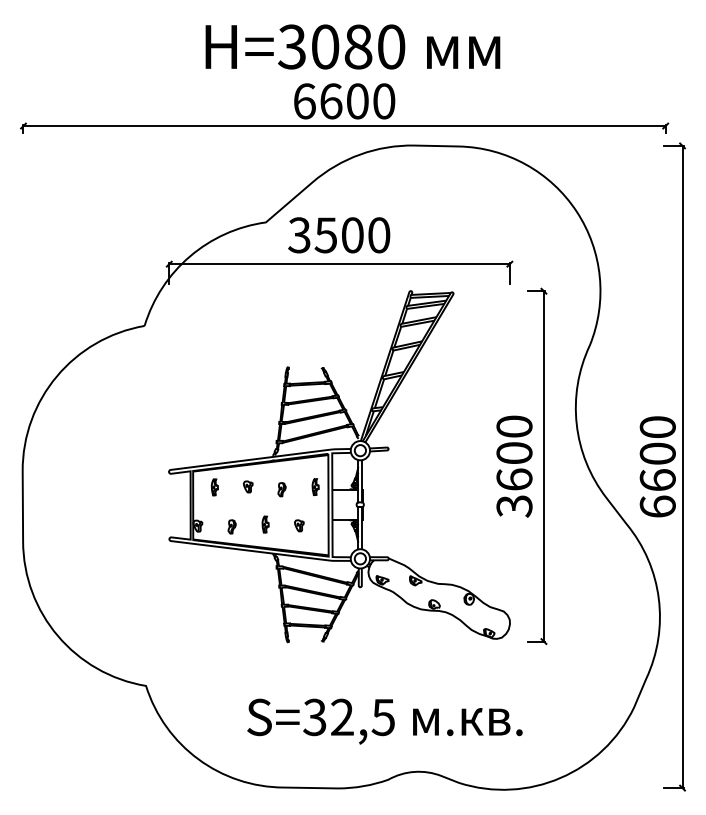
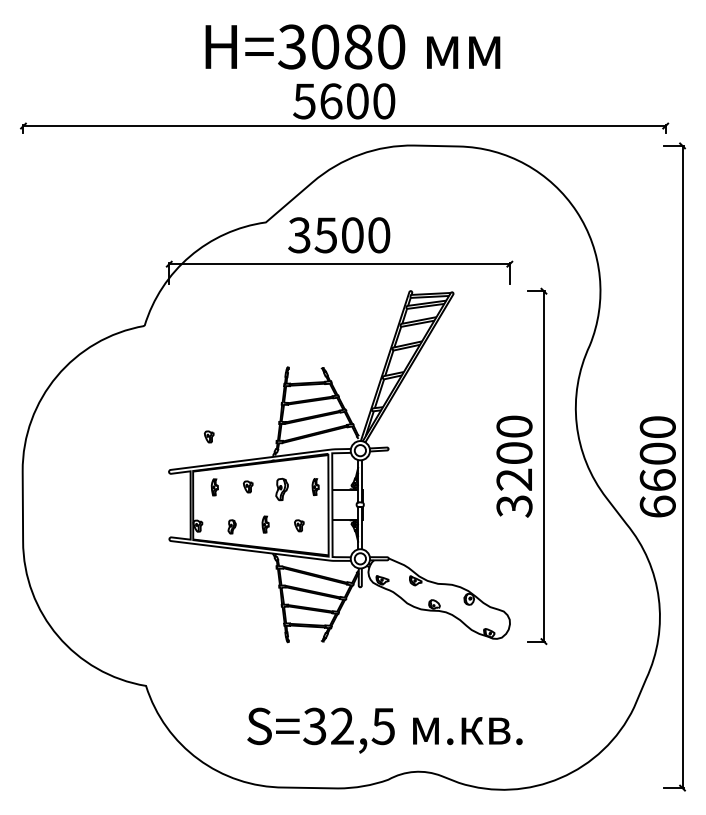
text: 6600 -> 5600 (304, 101)
part: none -> present (208, 436)
text: 3600 -> 3200 (514, 479)
part size: 10x16 px -> 14x25 px (281, 489)
text position: (384, 721) -> (384, 730) (384, 730)
